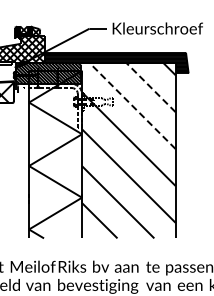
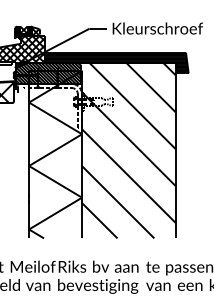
line: dashed -> solid (151, 87)
line: dashed -> solid (132, 106)
